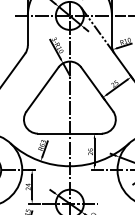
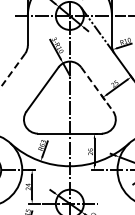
line: solid -> dashed (12, 71)
line: solid -> dashed (97, 89)
